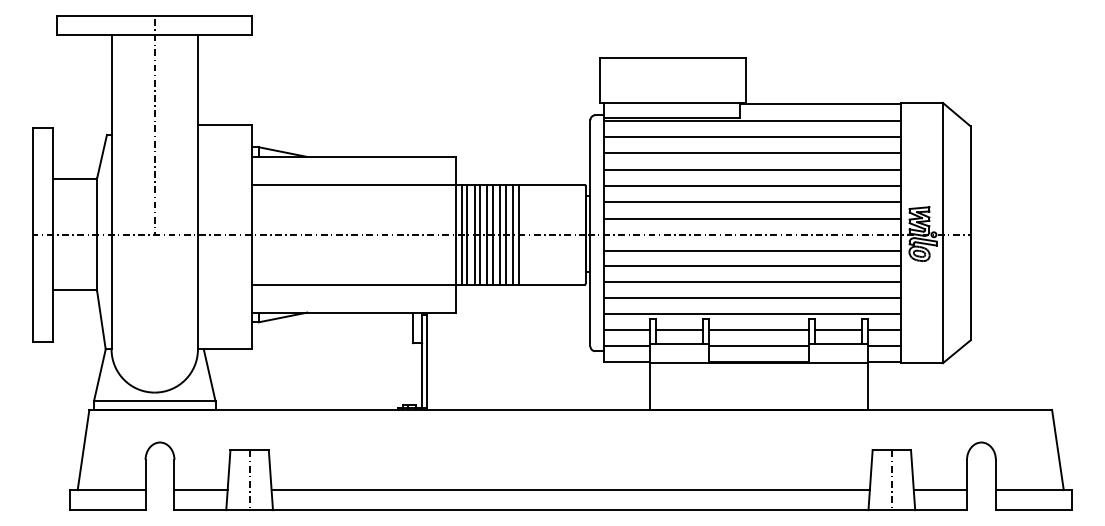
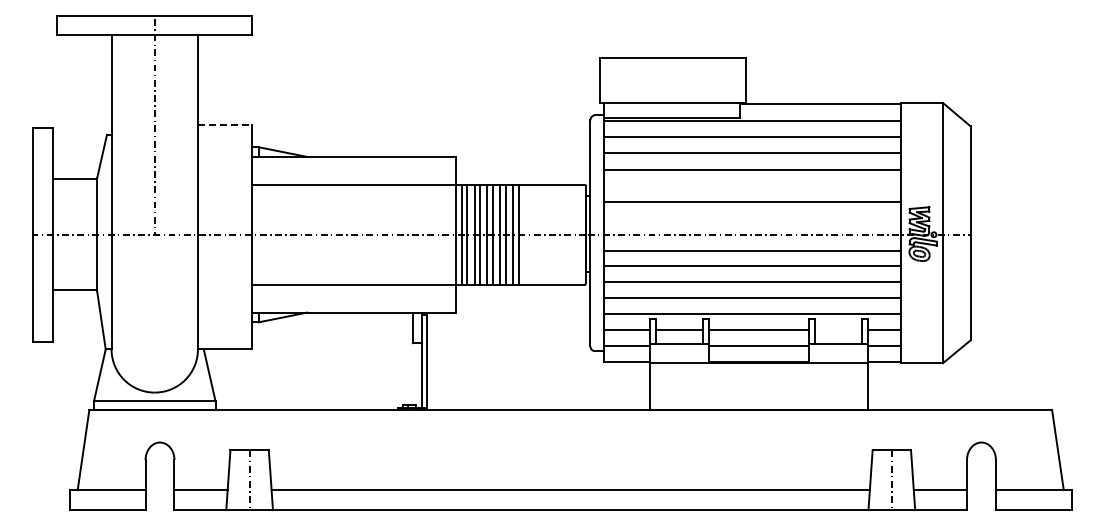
line: solid -> dashed (225, 124)
line: present -> none (752, 185)
line: present -> none (752, 218)
line: present -> none (838, 330)
